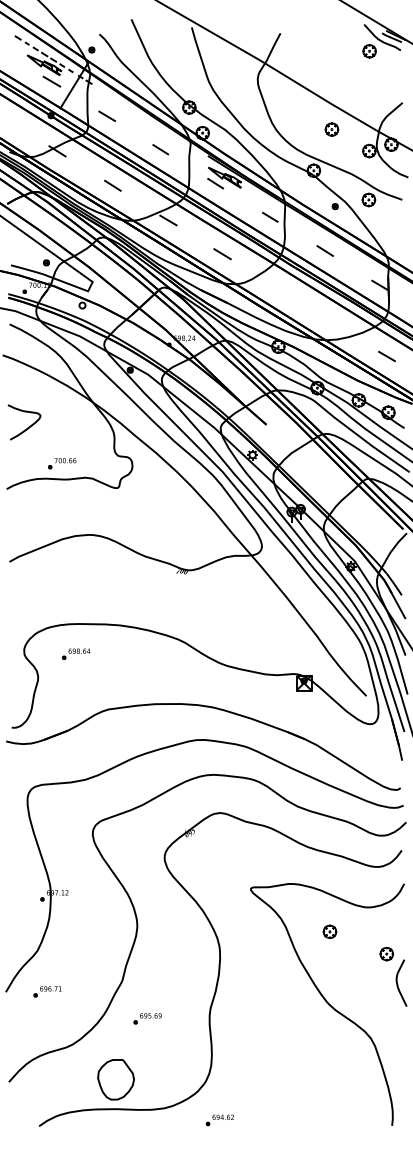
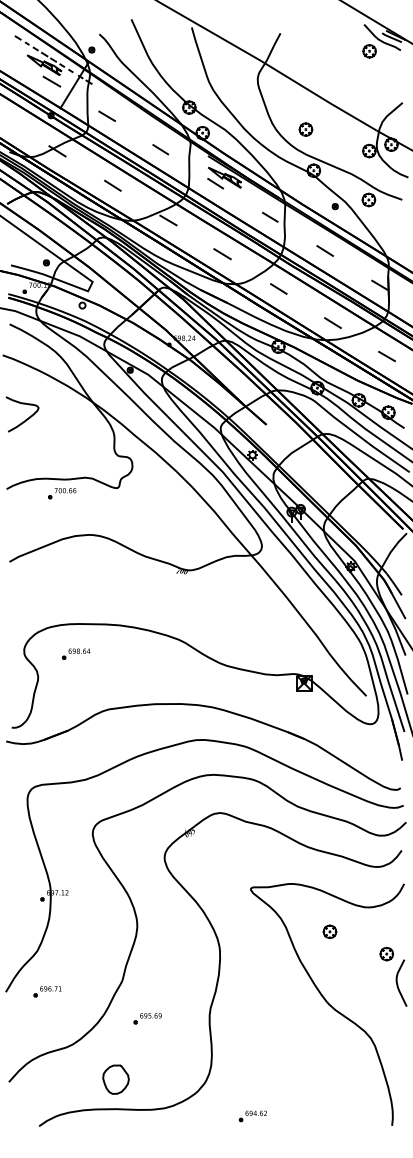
part position: (331, 129) -> (305, 129) (305, 129)
line: none -> present (278, 288)
line: none -> present (332, 322)
curve position: (28, 426) -> (26, 418) (26, 418)
part position: (62, 463) -> (62, 493) (62, 493)
part size: 38x42 px -> 28x31 px (115, 1079)
part position: (219, 1120) -> (252, 1116) (252, 1116)
